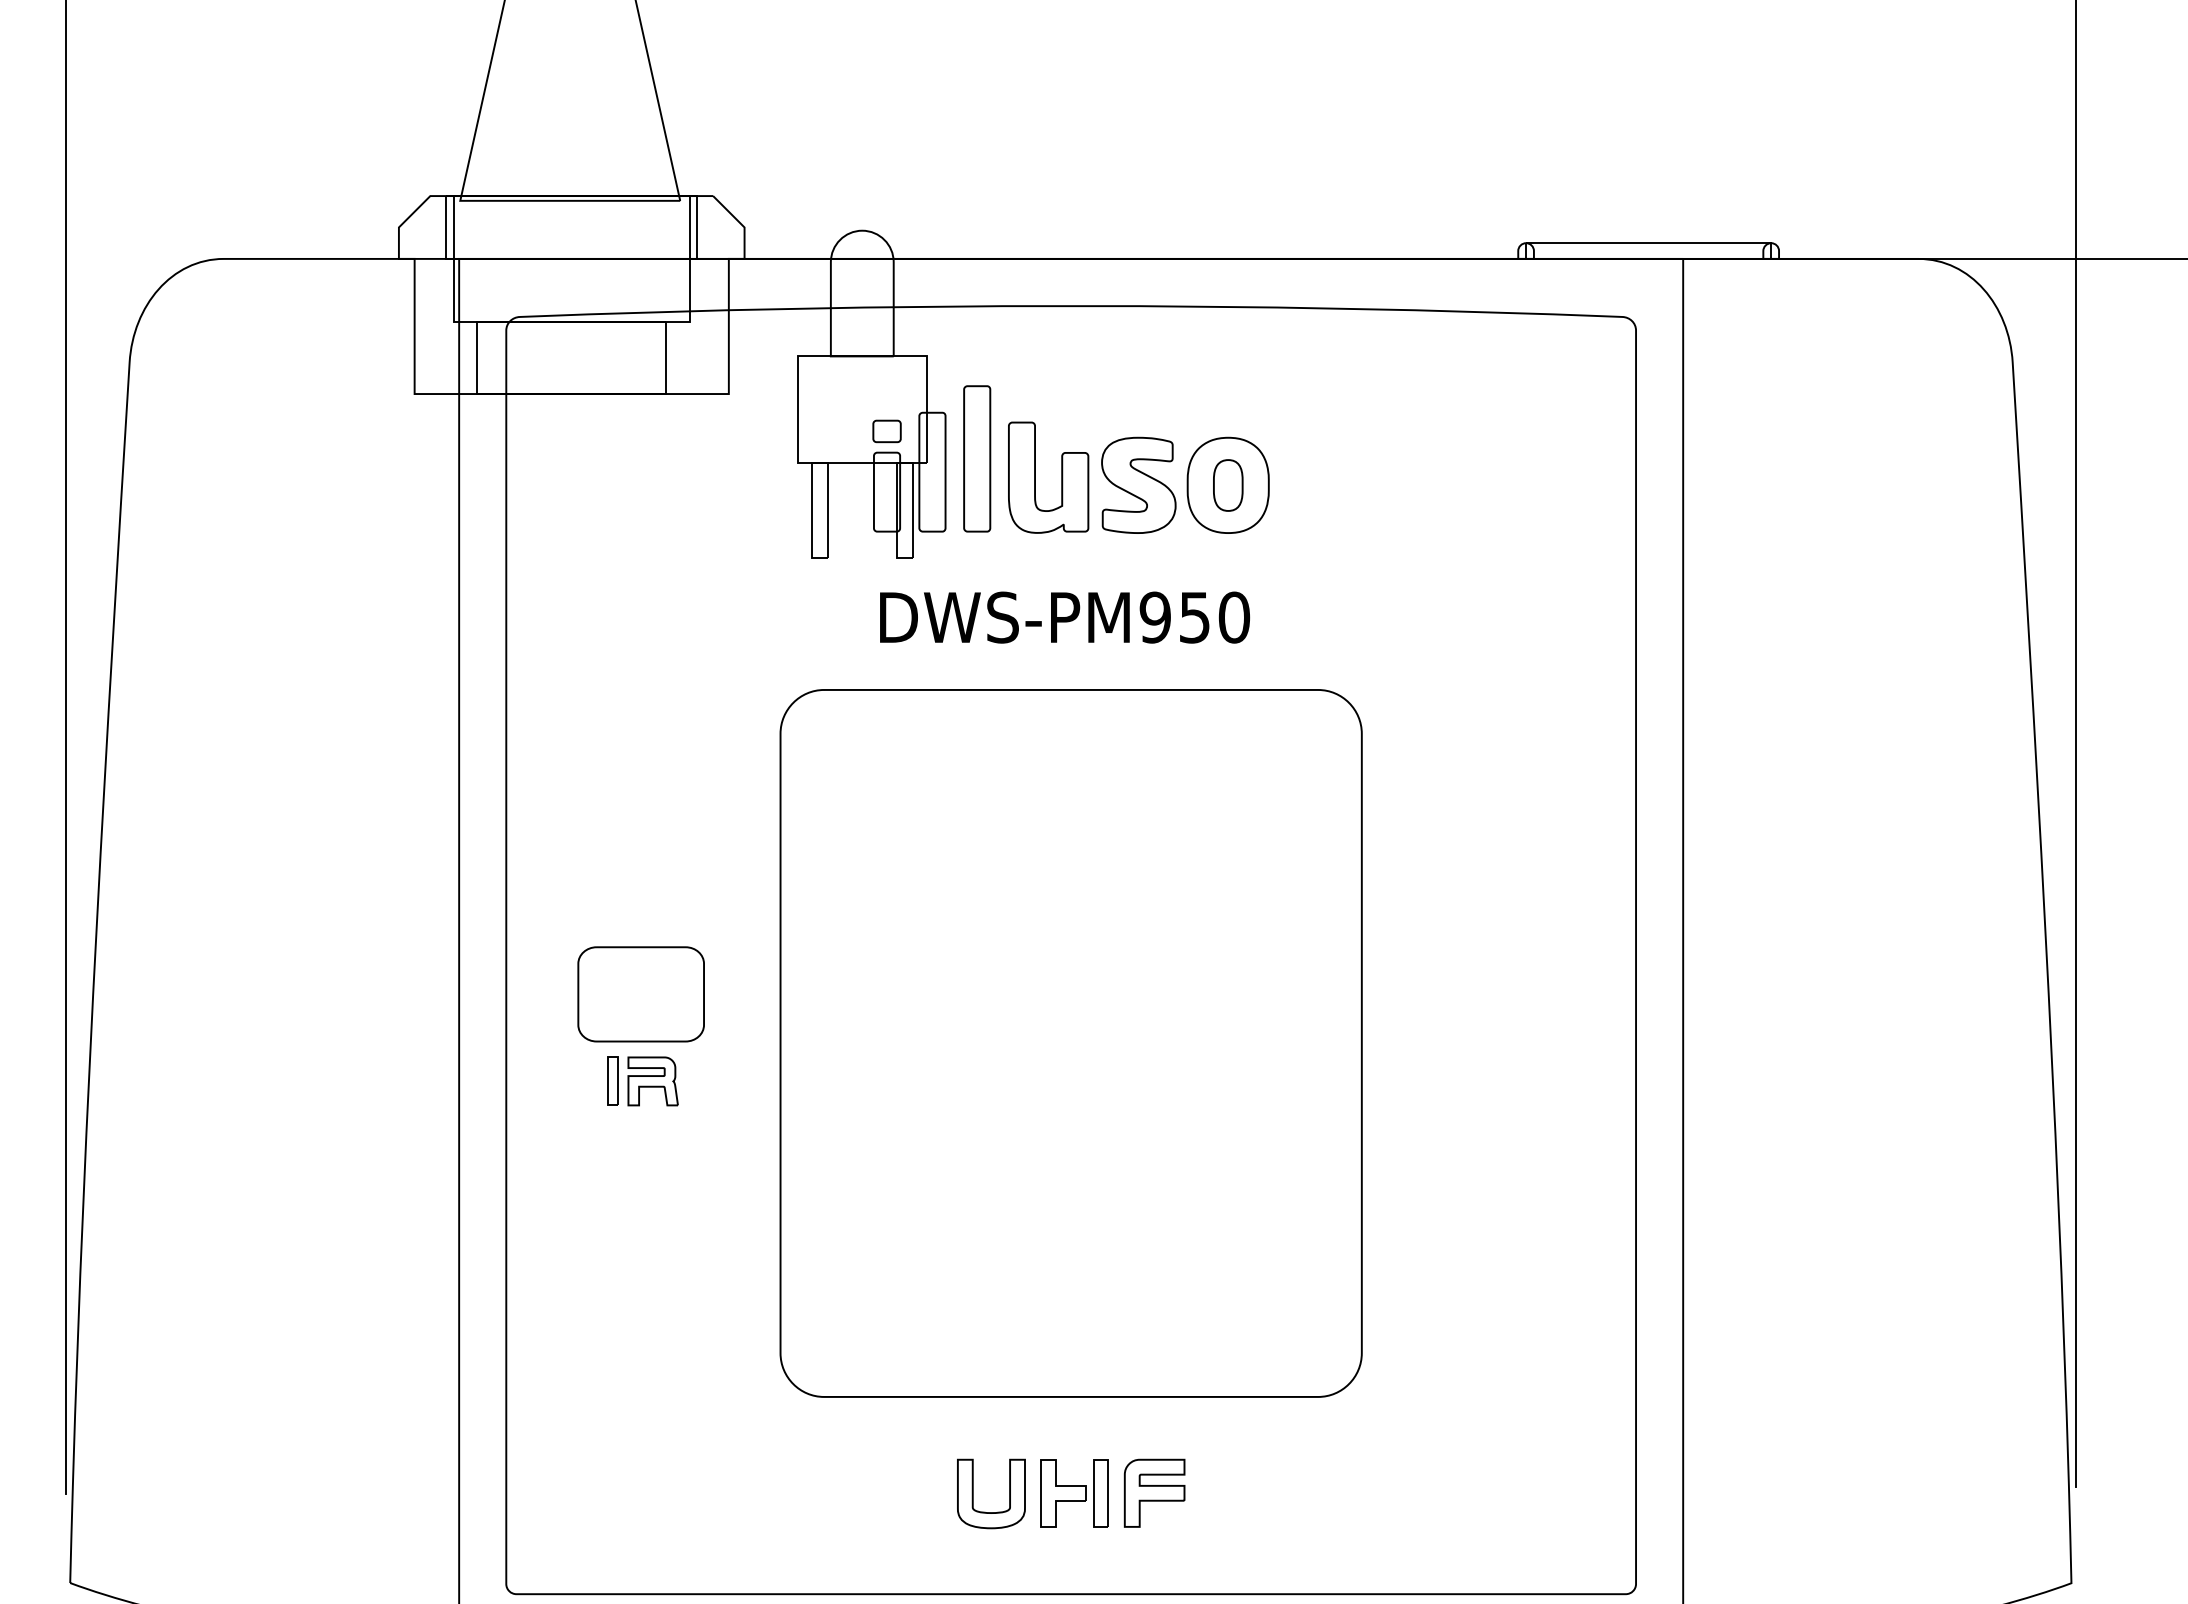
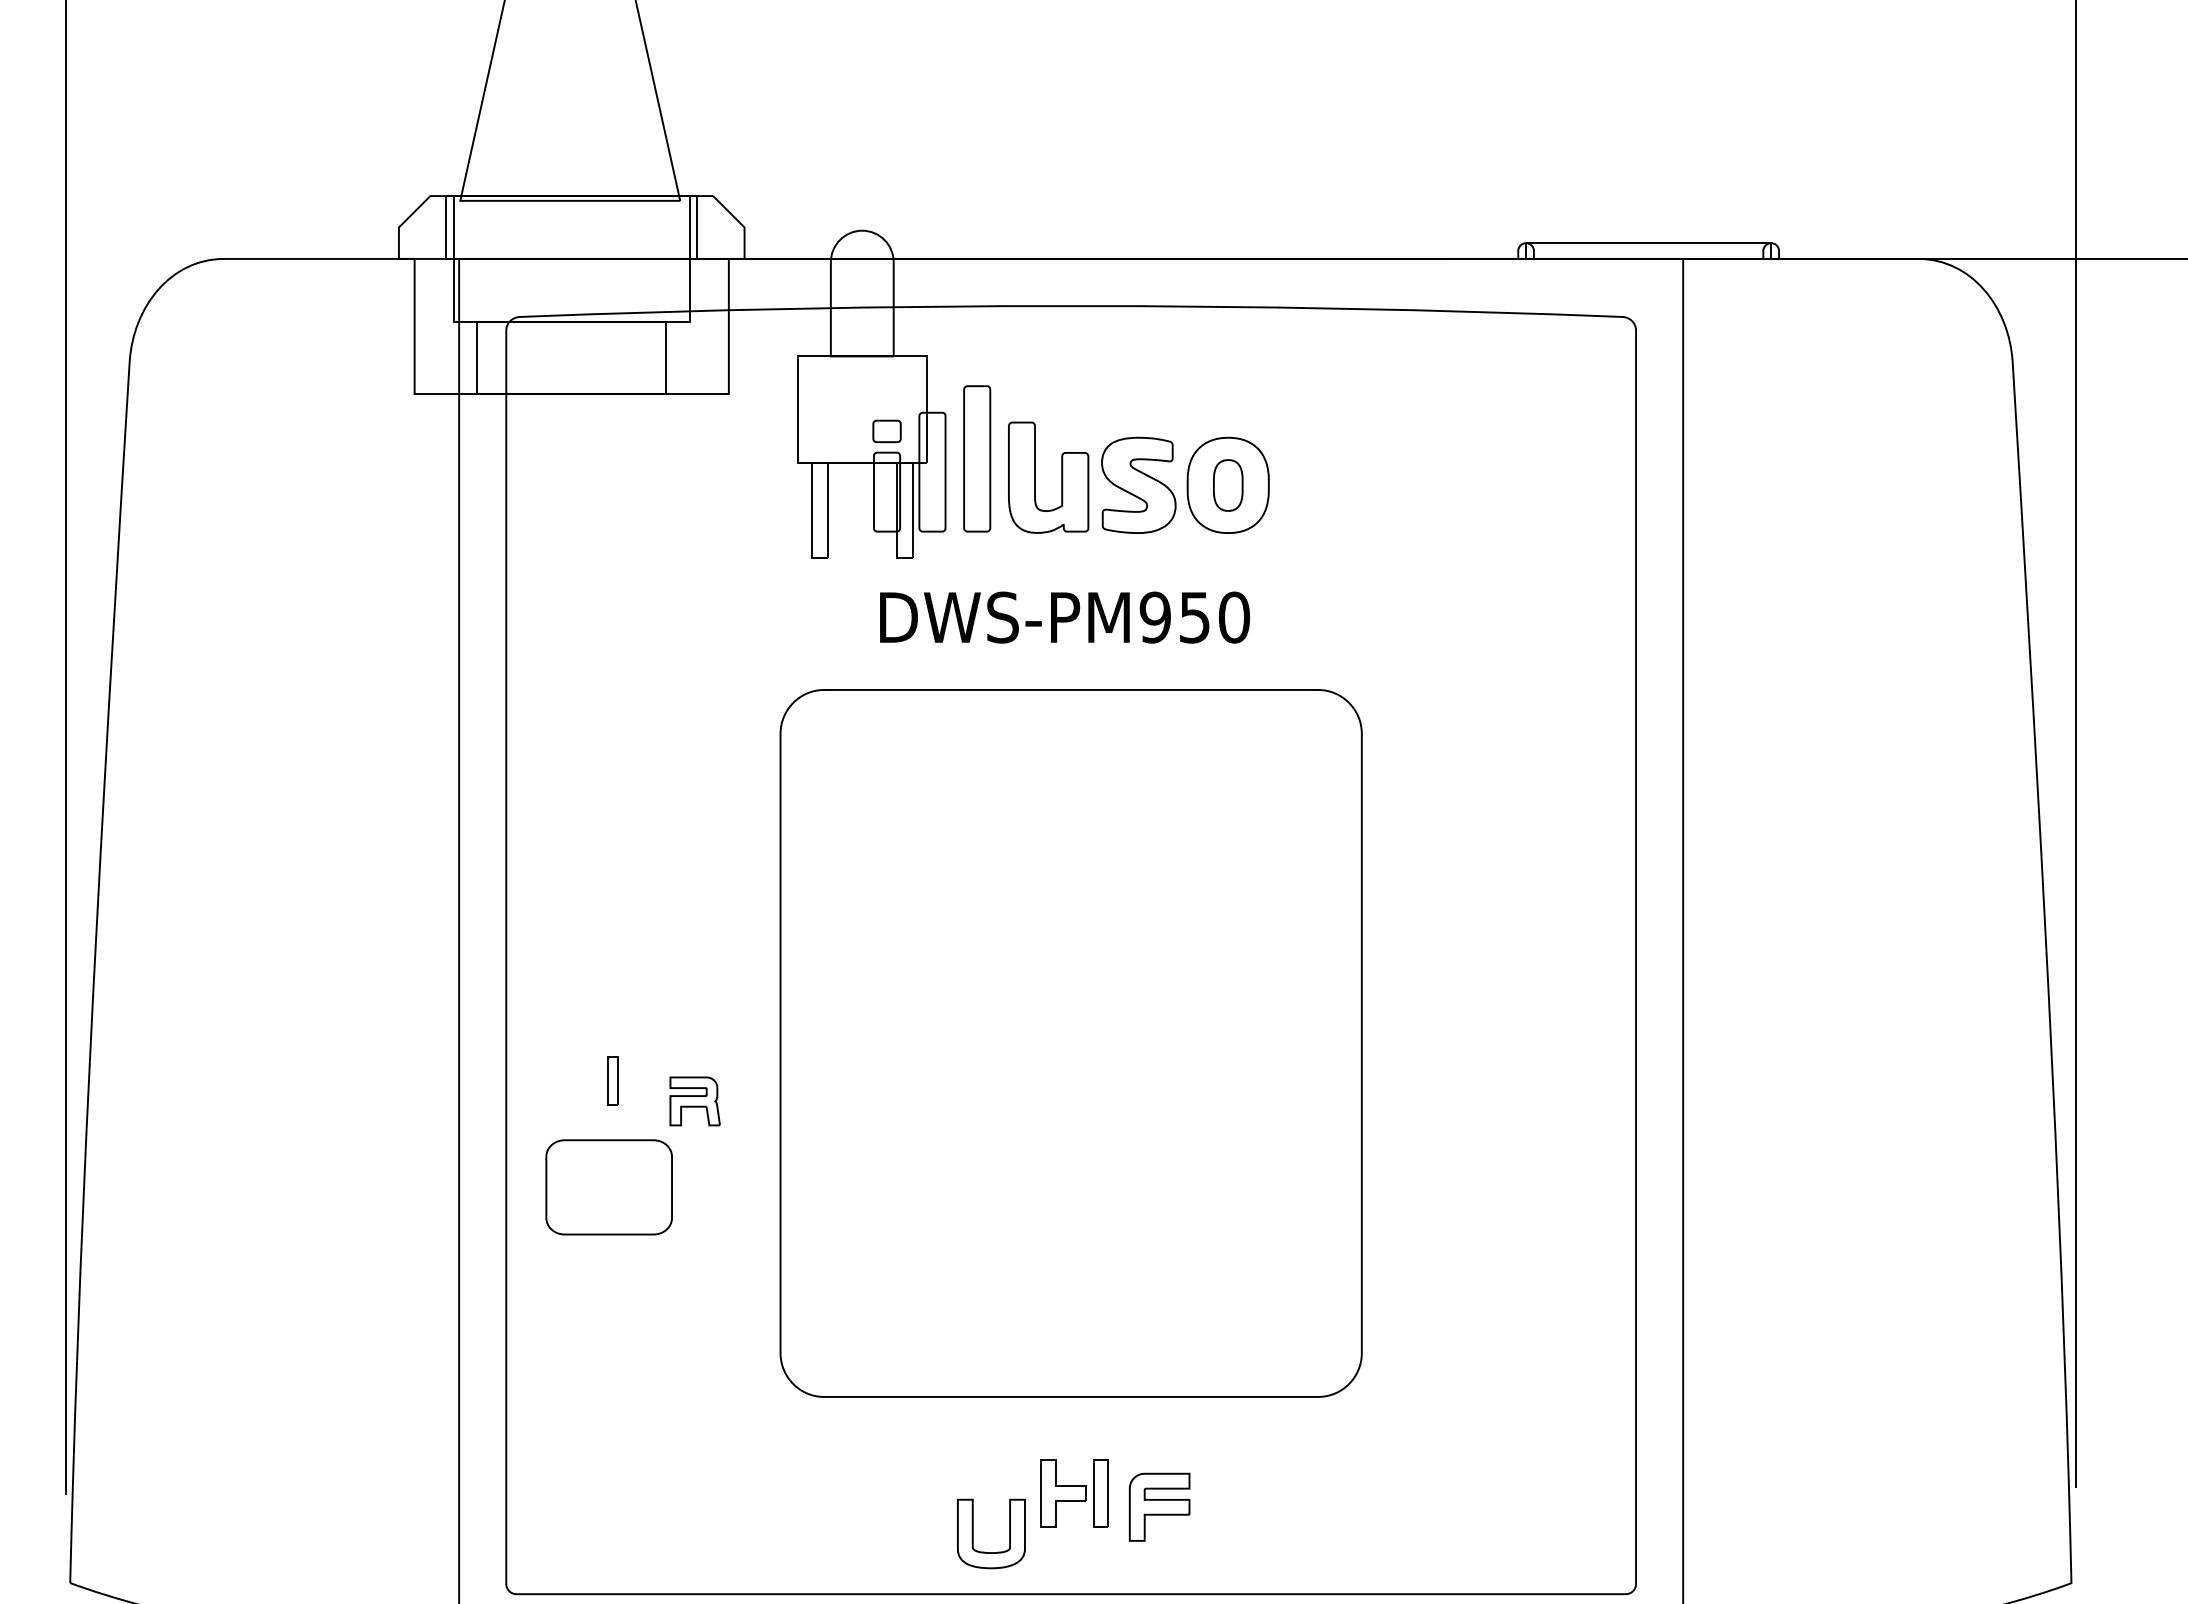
part position: (640, 994) -> (608, 1187) (608, 1187)
part position: (652, 1081) -> (694, 1101) (694, 1101)
part position: (1154, 1492) -> (1159, 1506) (1159, 1506)
part position: (973, 1493) -> (973, 1533) (973, 1533)
